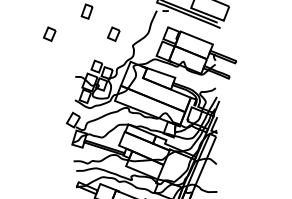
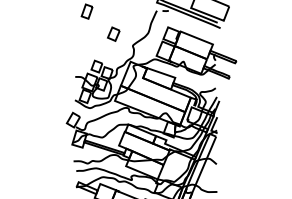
part: present -> none (49, 33)
